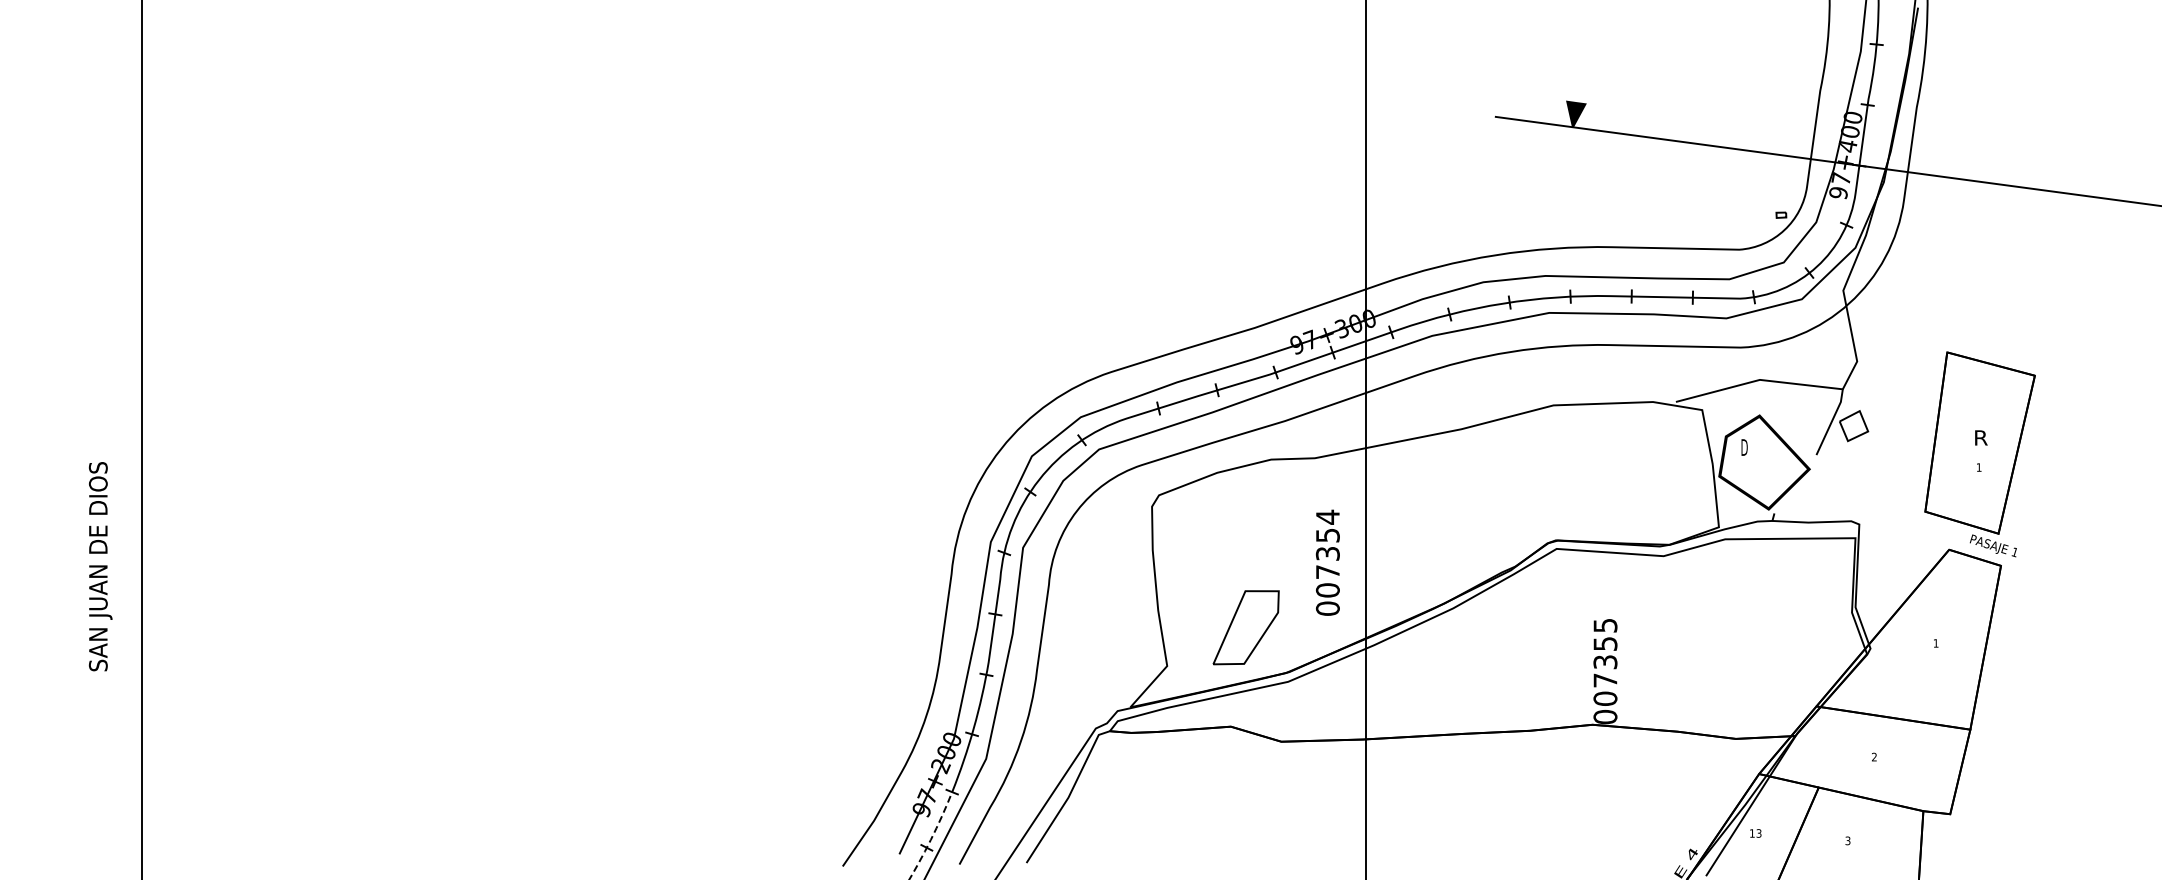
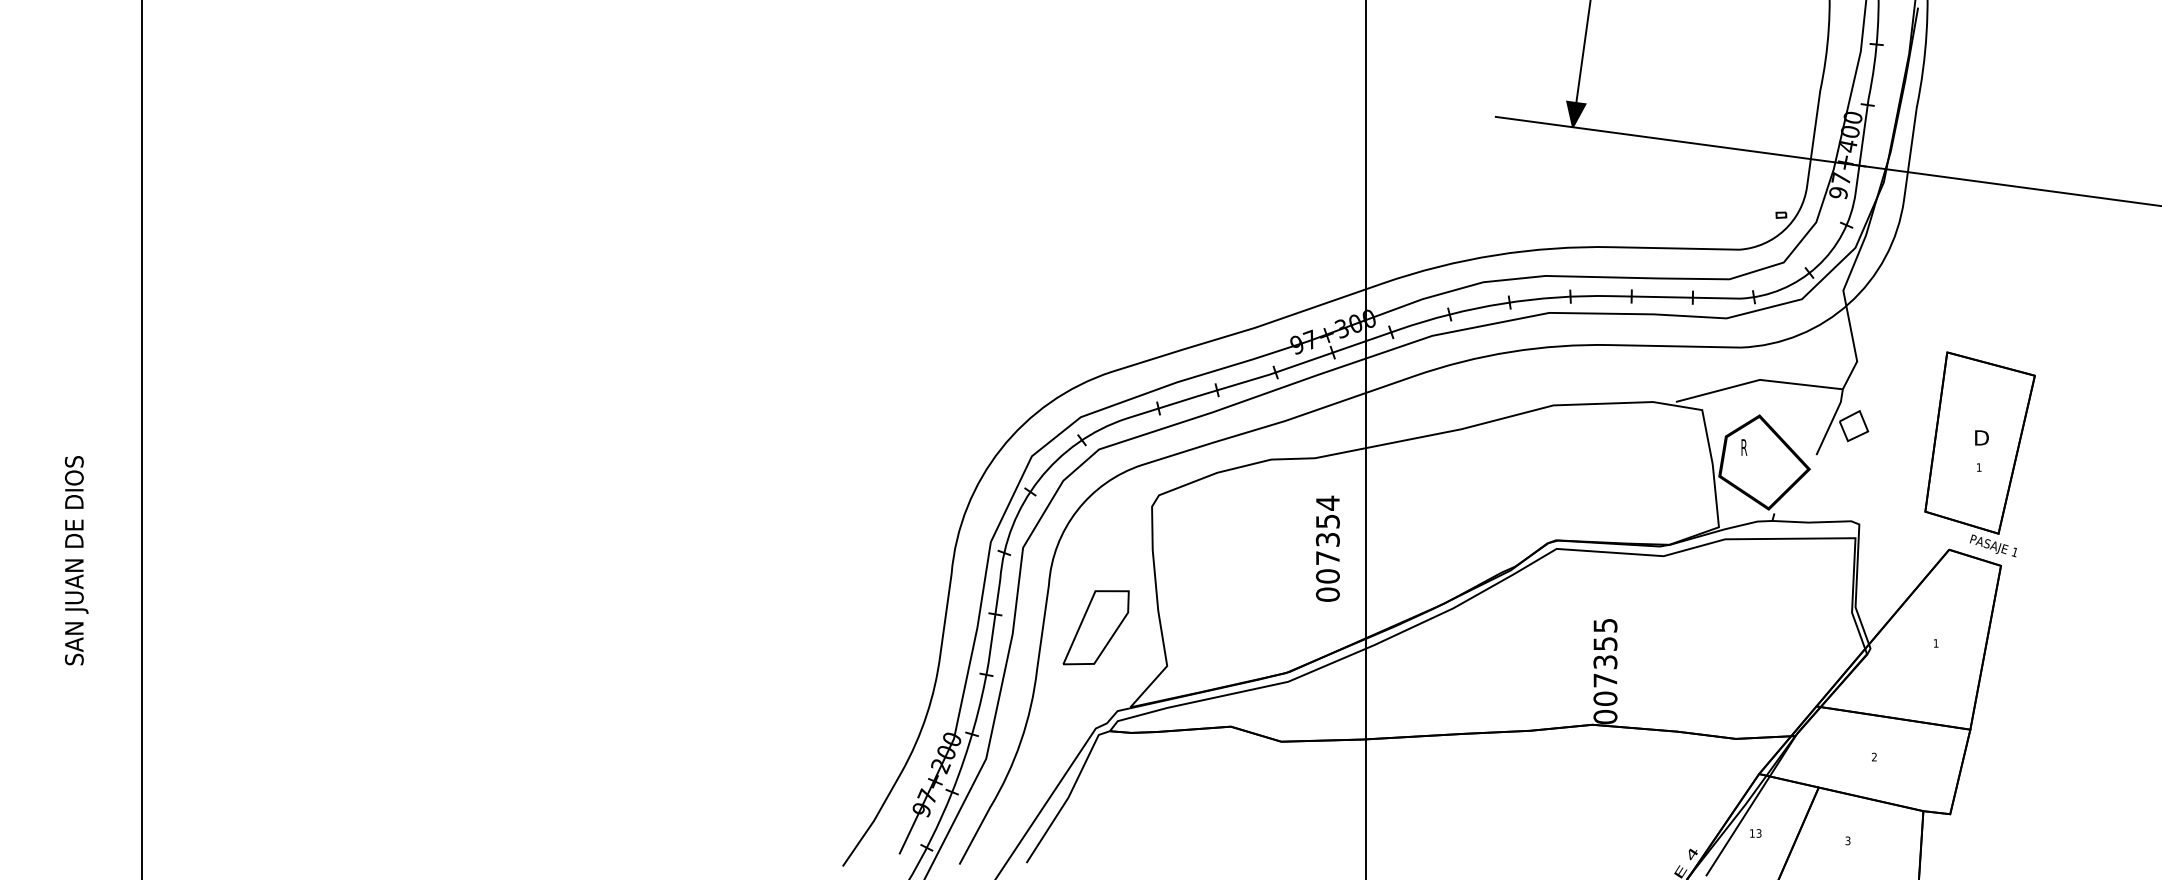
line: none -> present (1583, 52)
text: R -> D (1982, 438)
text: D -> R (1744, 447)
text position: (1327, 562) -> (1327, 548) (1327, 548)
text position: (100, 566) -> (76, 560) (76, 560)
part position: (1245, 627) -> (1095, 627) (1095, 627)
line: dashed -> solid (932, 836)
